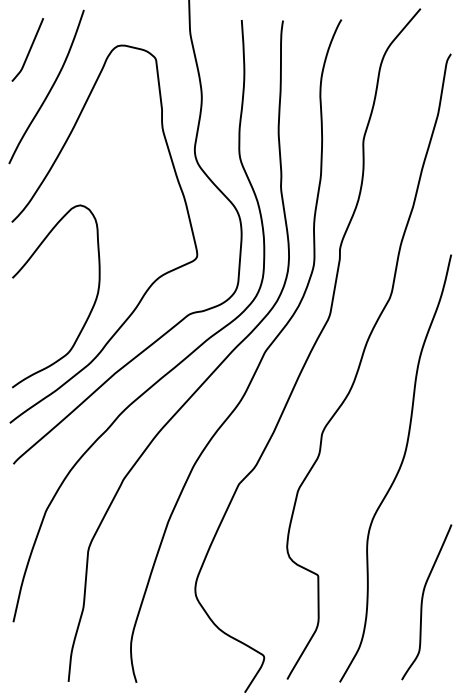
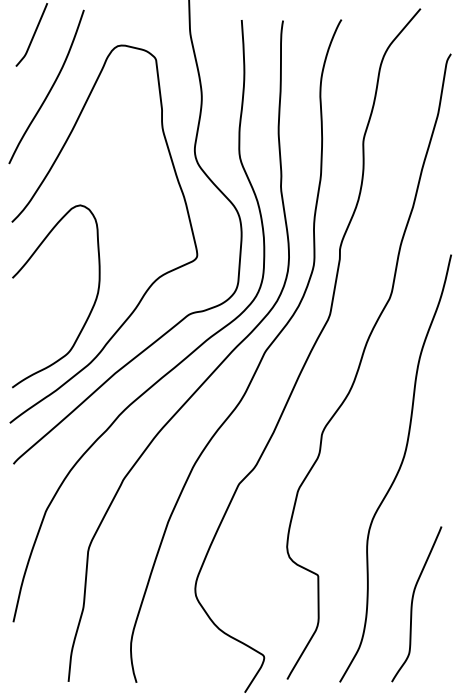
curve position: (28, 50) -> (32, 35) (32, 35)
curve position: (422, 602) -> (412, 604) (412, 604)
